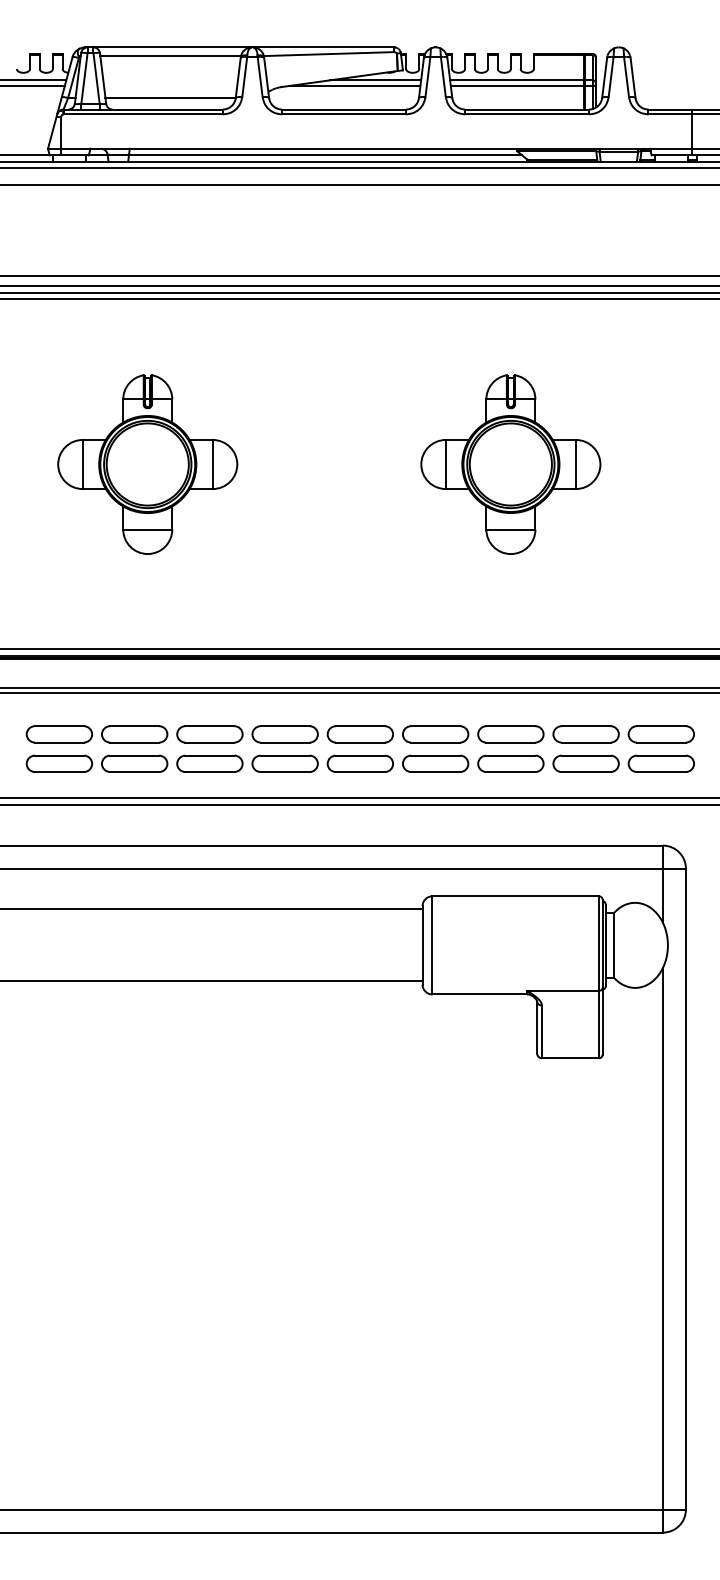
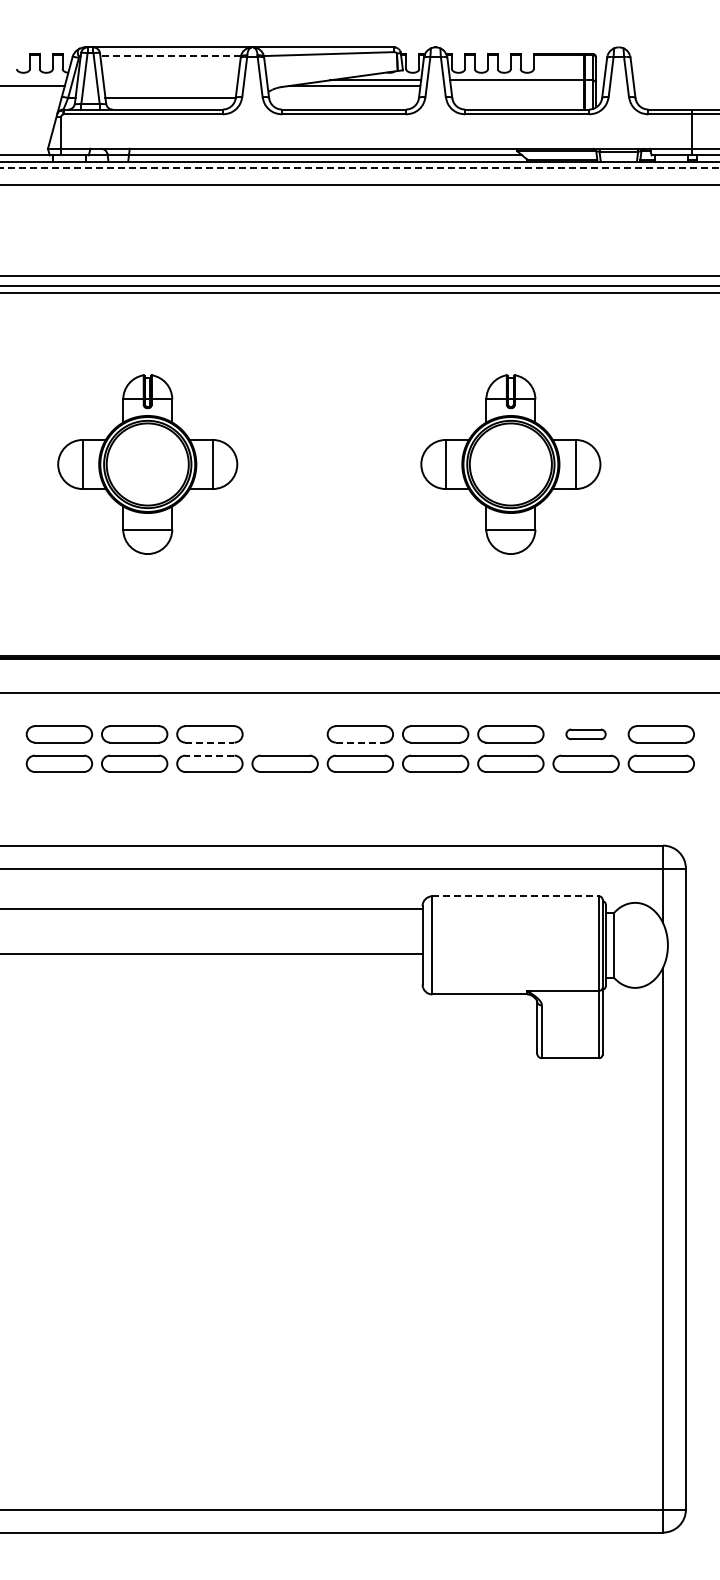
line: solid -> dashed (170, 56)
line: present -> none (34, 80)
line: present -> none (522, 86)
line: solid -> dashed (359, 168)
line: present -> none (359, 299)
line: present -> none (359, 649)
line: present -> none (359, 688)
part: present -> none (284, 734)
part size: 68x19 px -> 42x13 px (585, 734)
line: solid -> dashed (209, 742)
line: solid -> dashed (360, 742)
line: solid -> dashed (209, 755)
line: present -> none (359, 798)
line: present -> none (359, 804)
line: solid -> dashed (516, 896)
line position: (212, 981) -> (212, 954) (212, 954)
